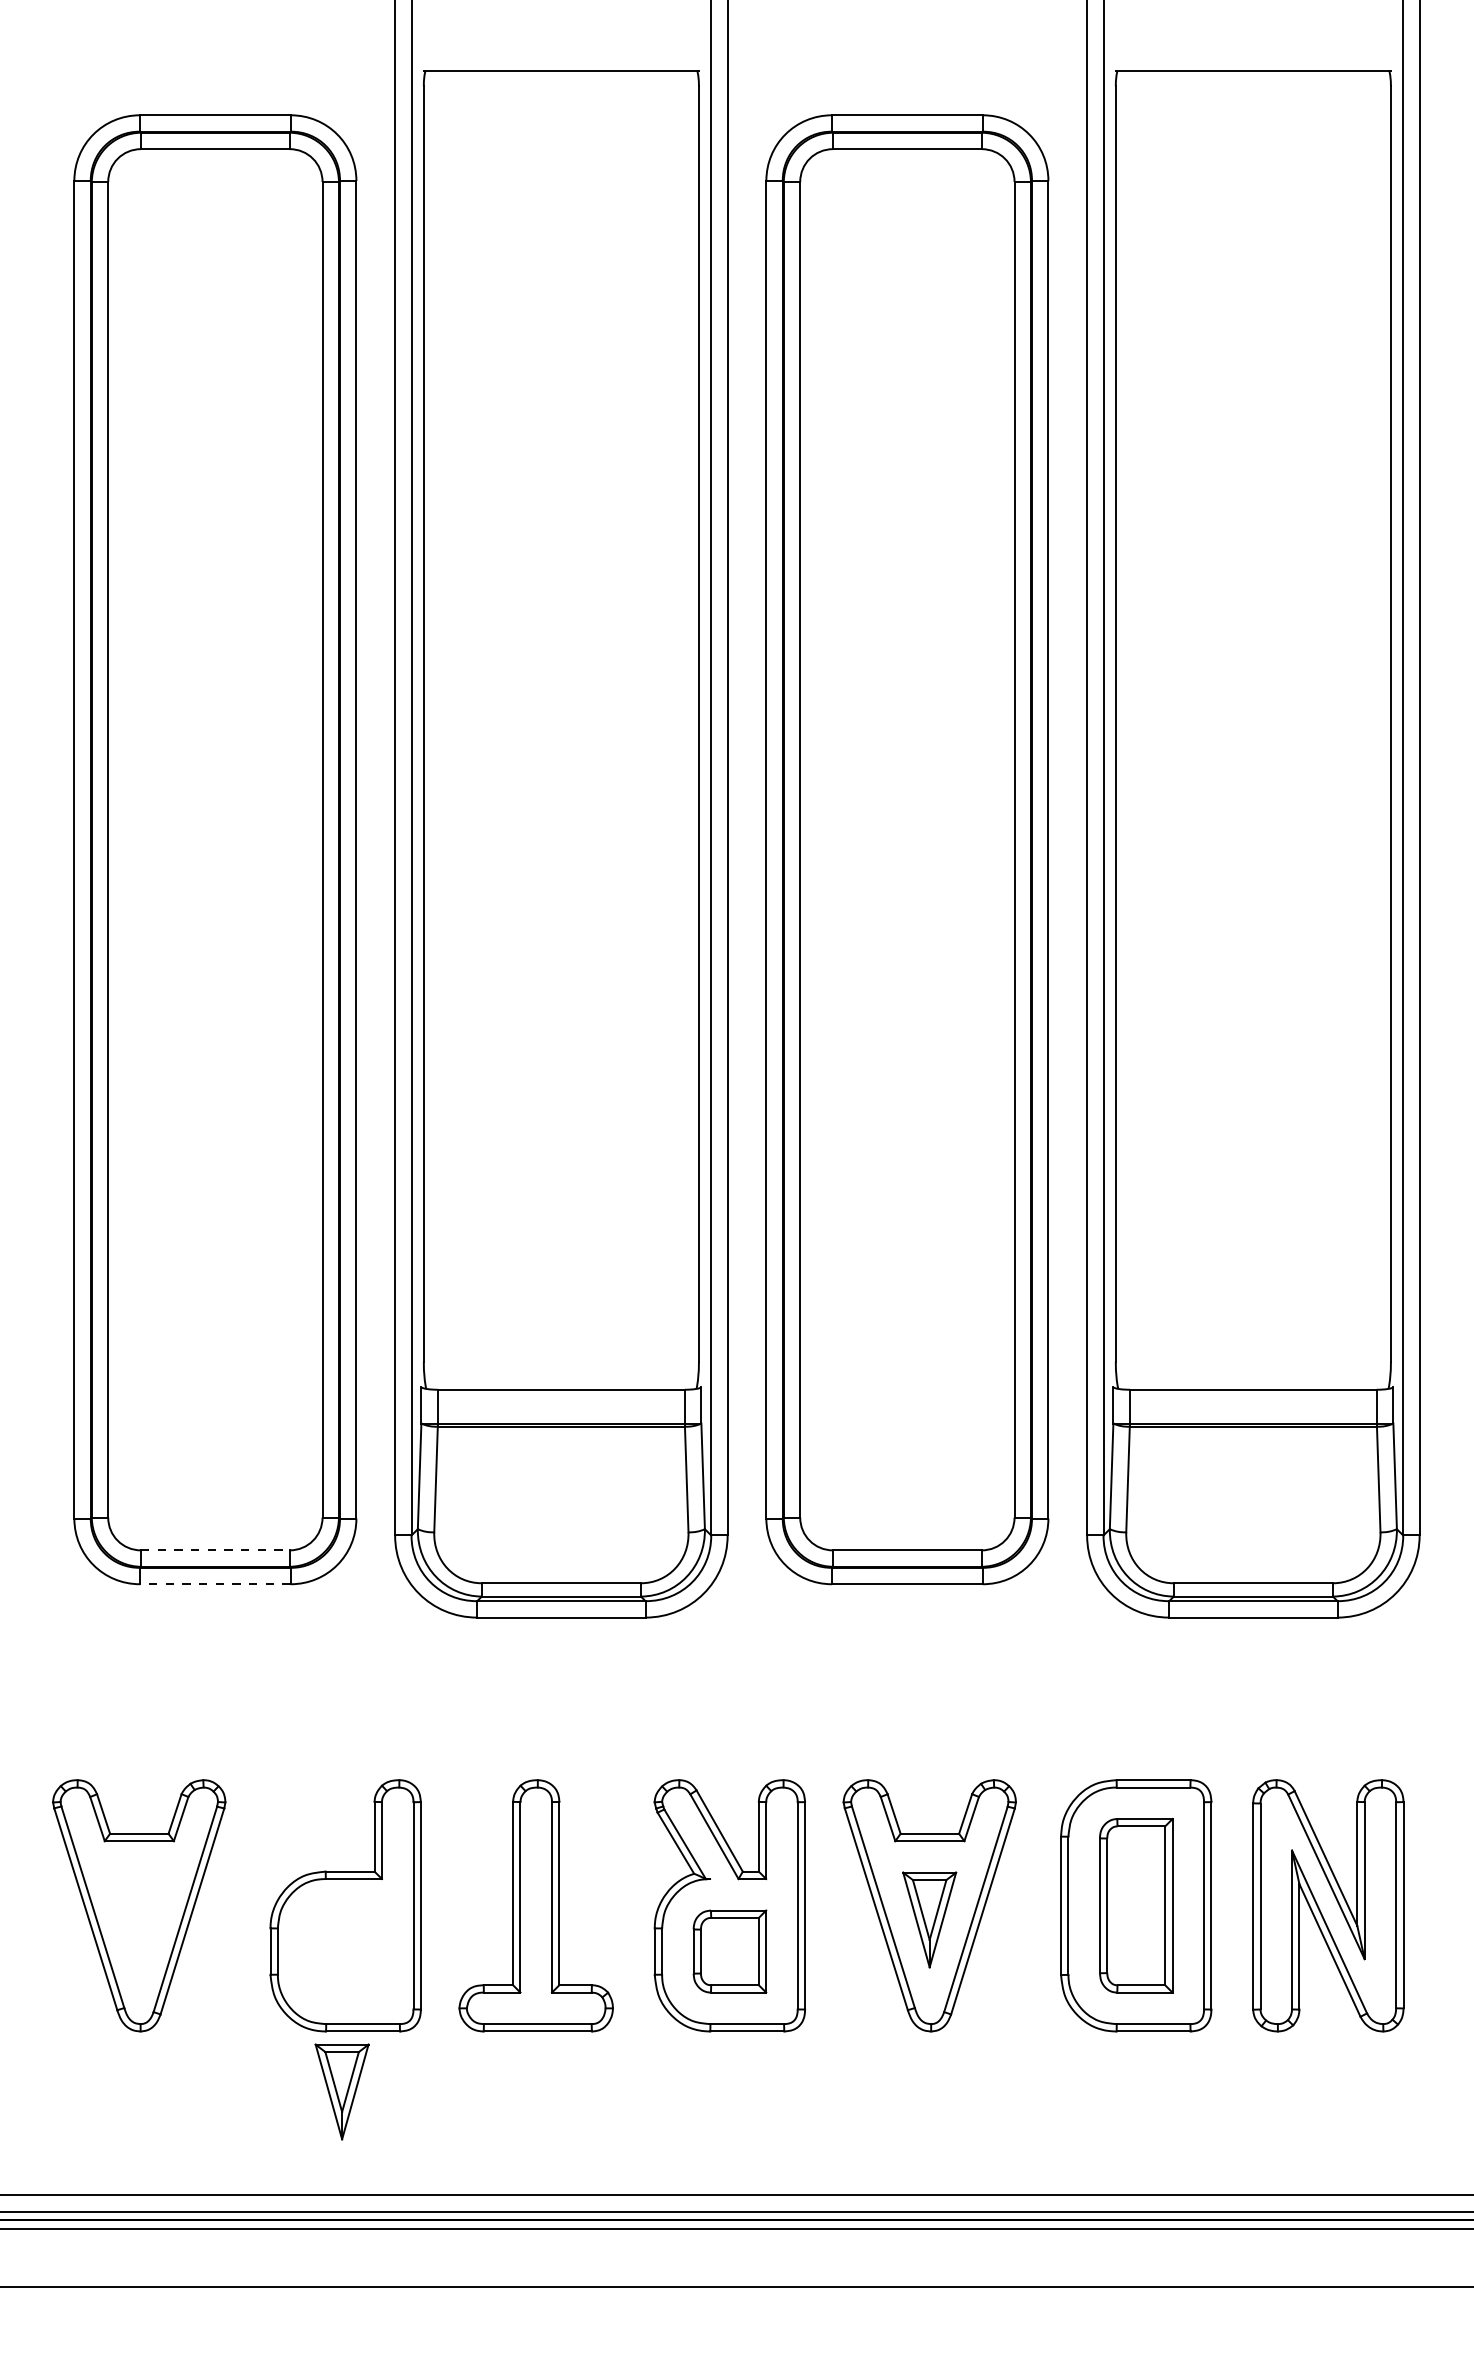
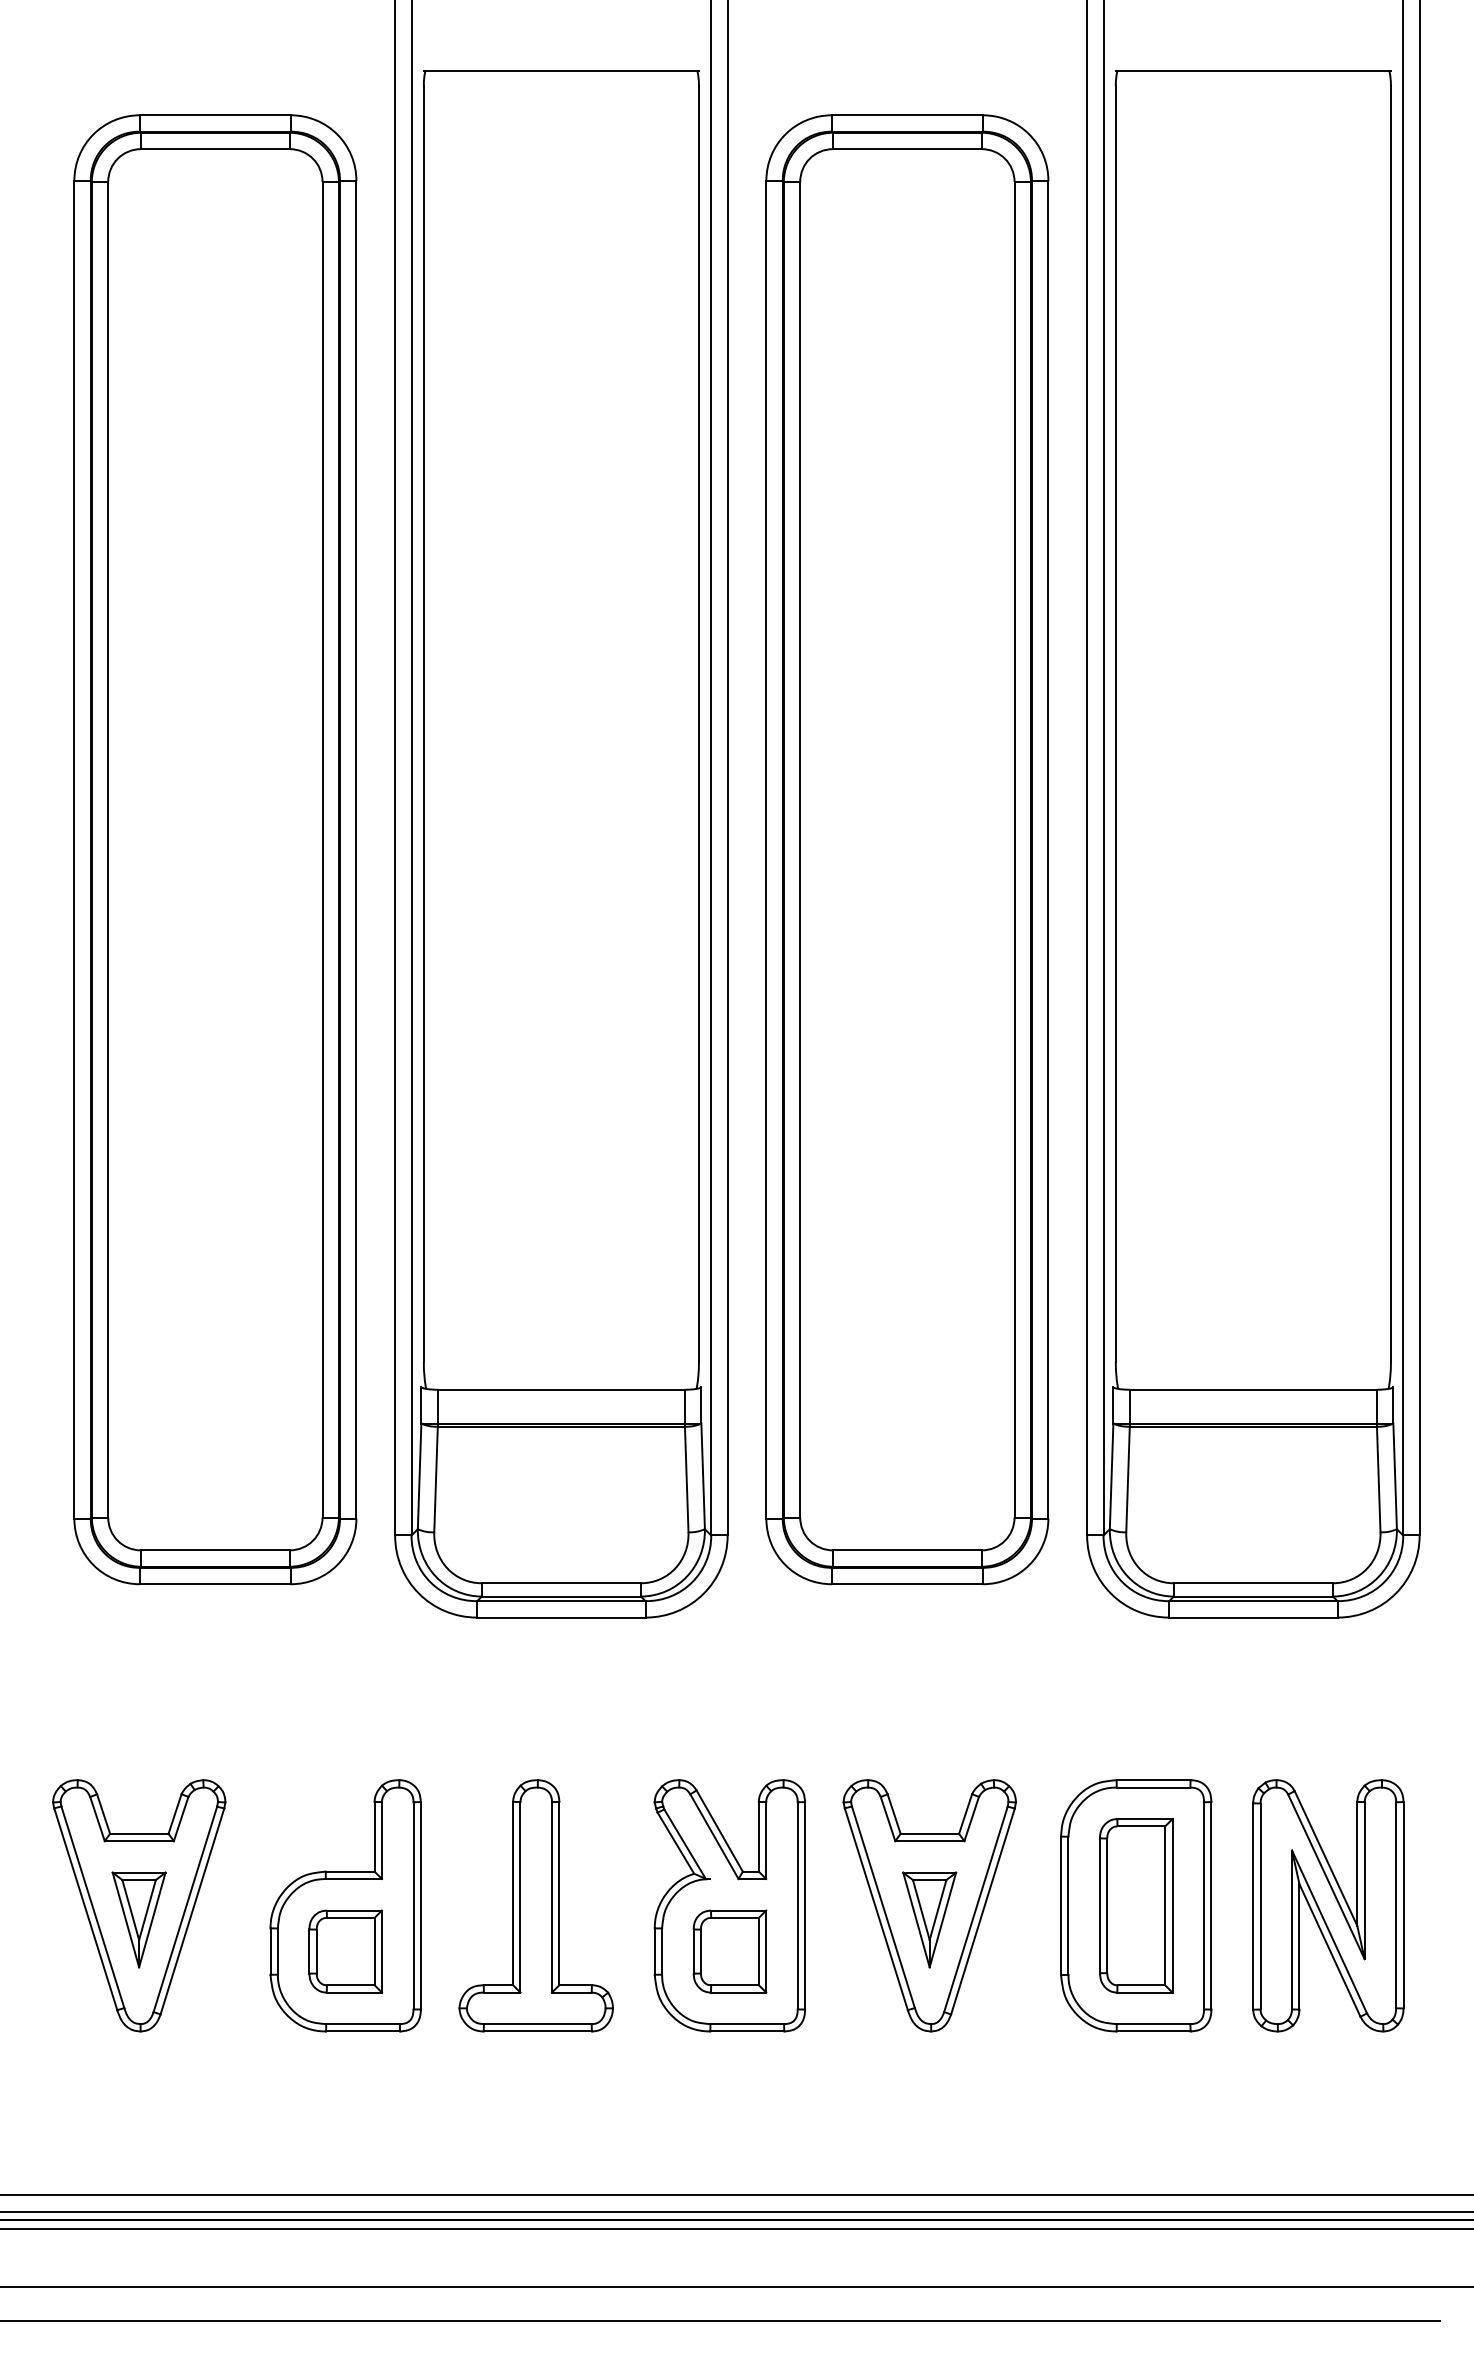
line: dashed -> solid (215, 1550)
line: dashed -> solid (214, 1584)
part: none -> present (345, 1951)
part position: (341, 2091) -> (138, 1919) (138, 1919)
line: none -> present (720, 2320)
